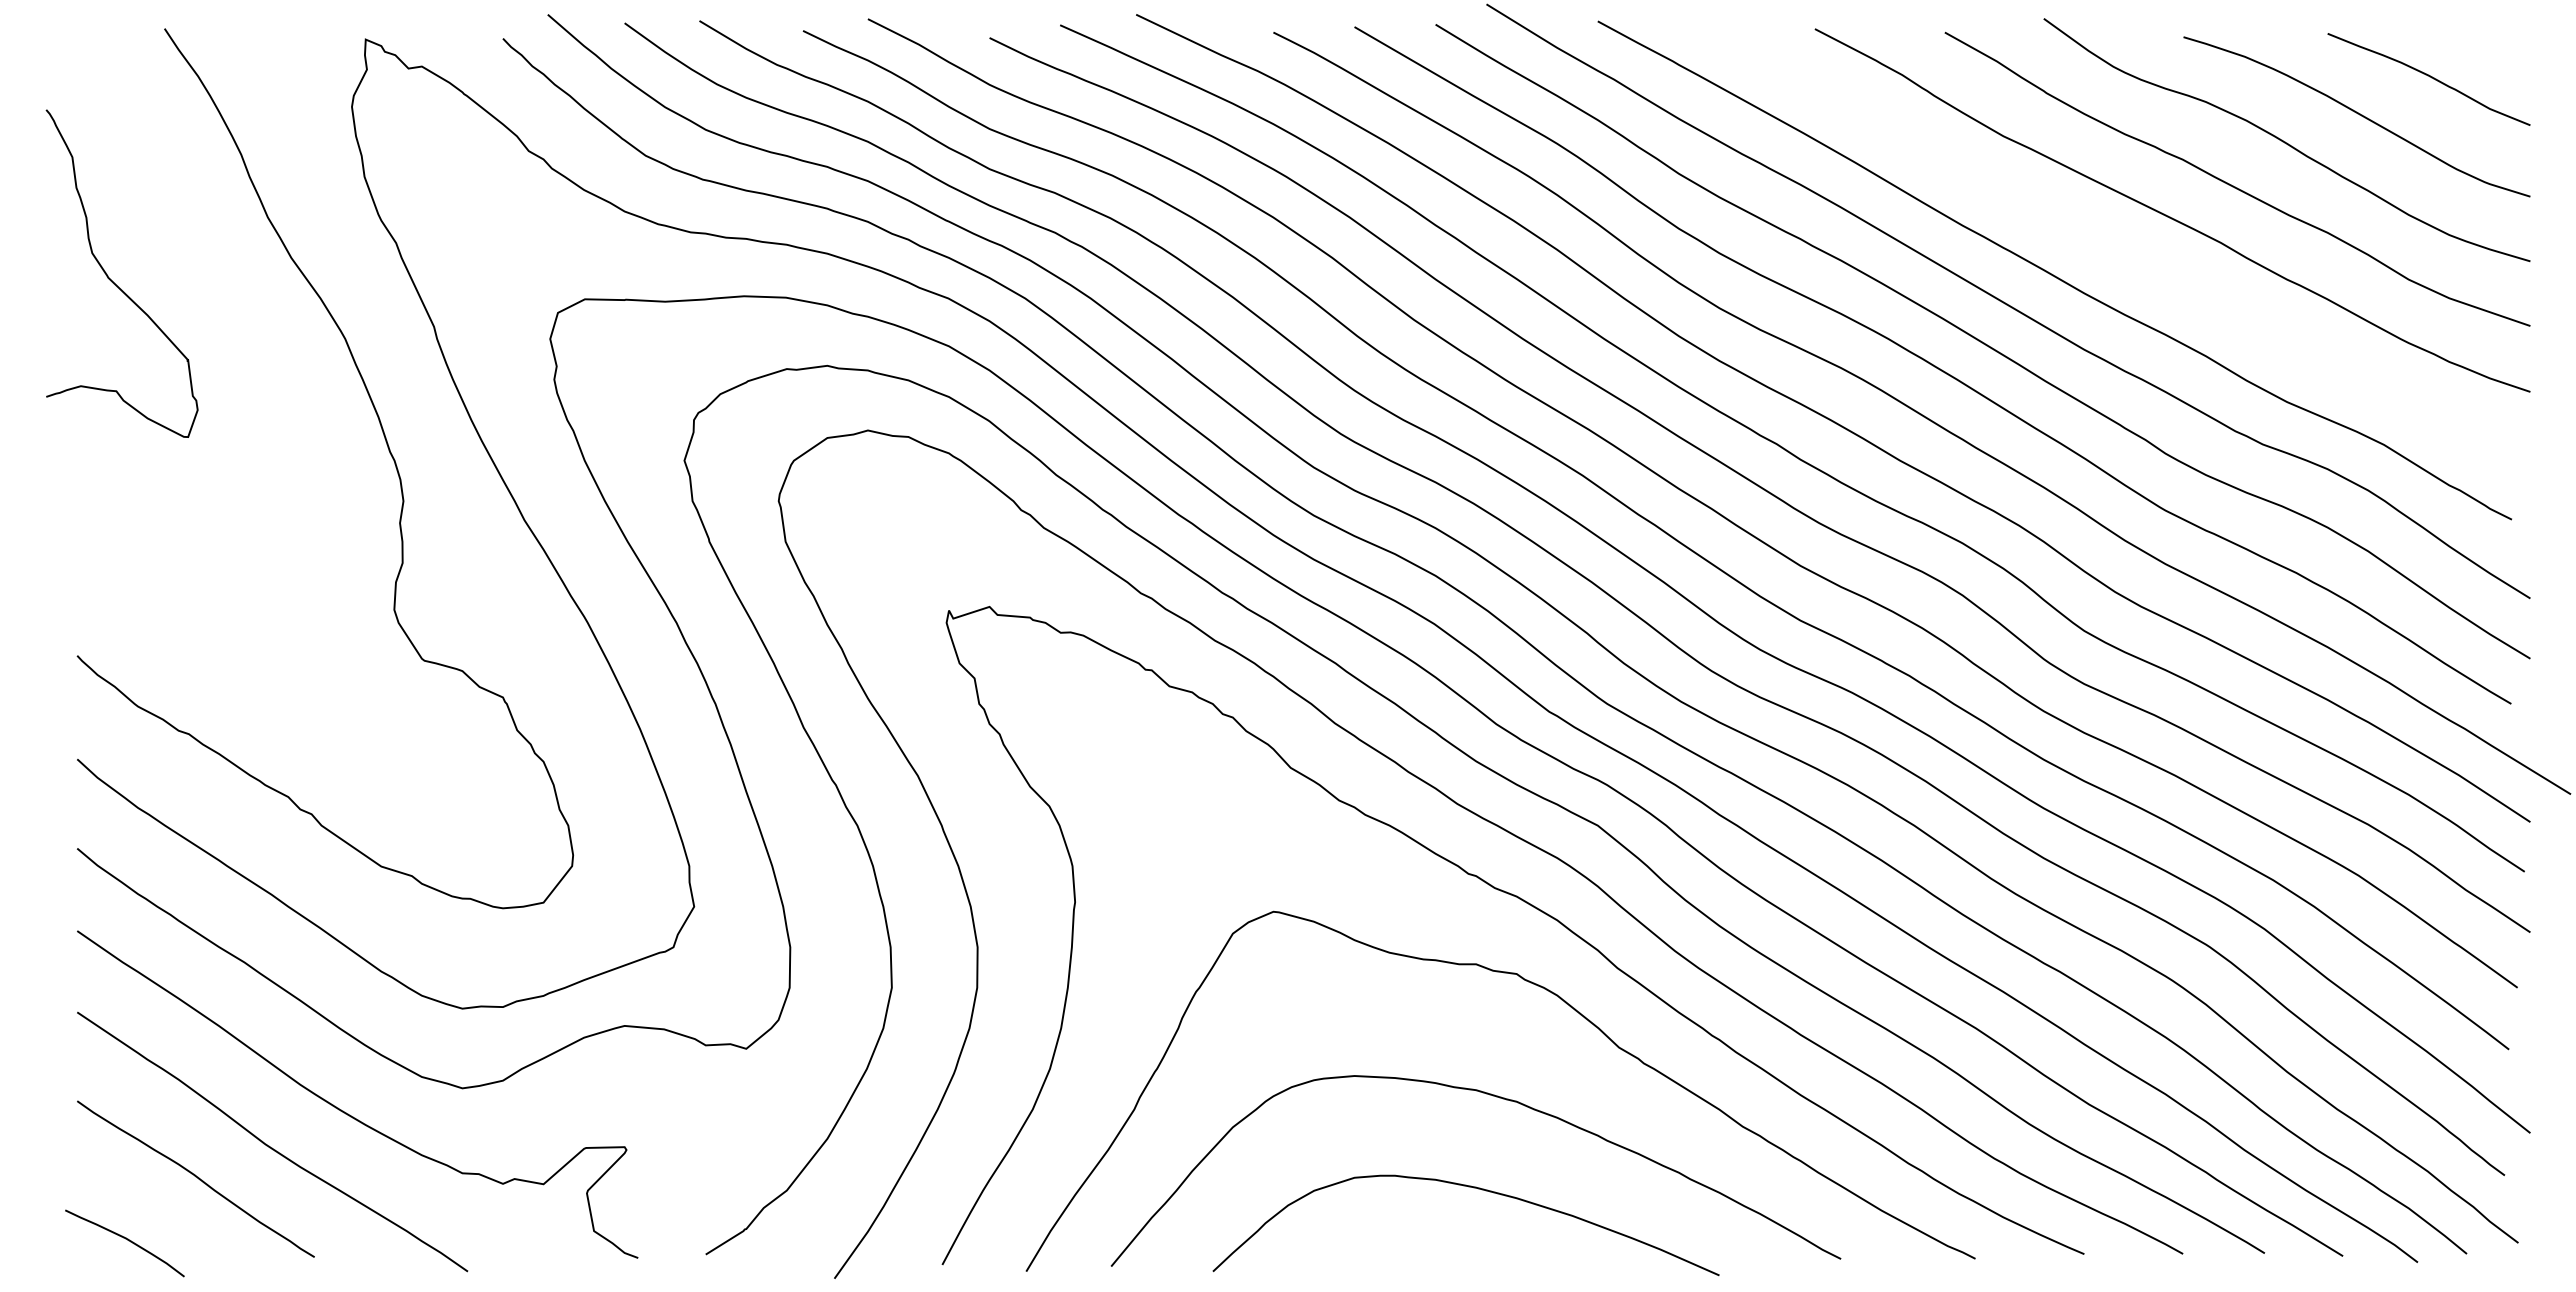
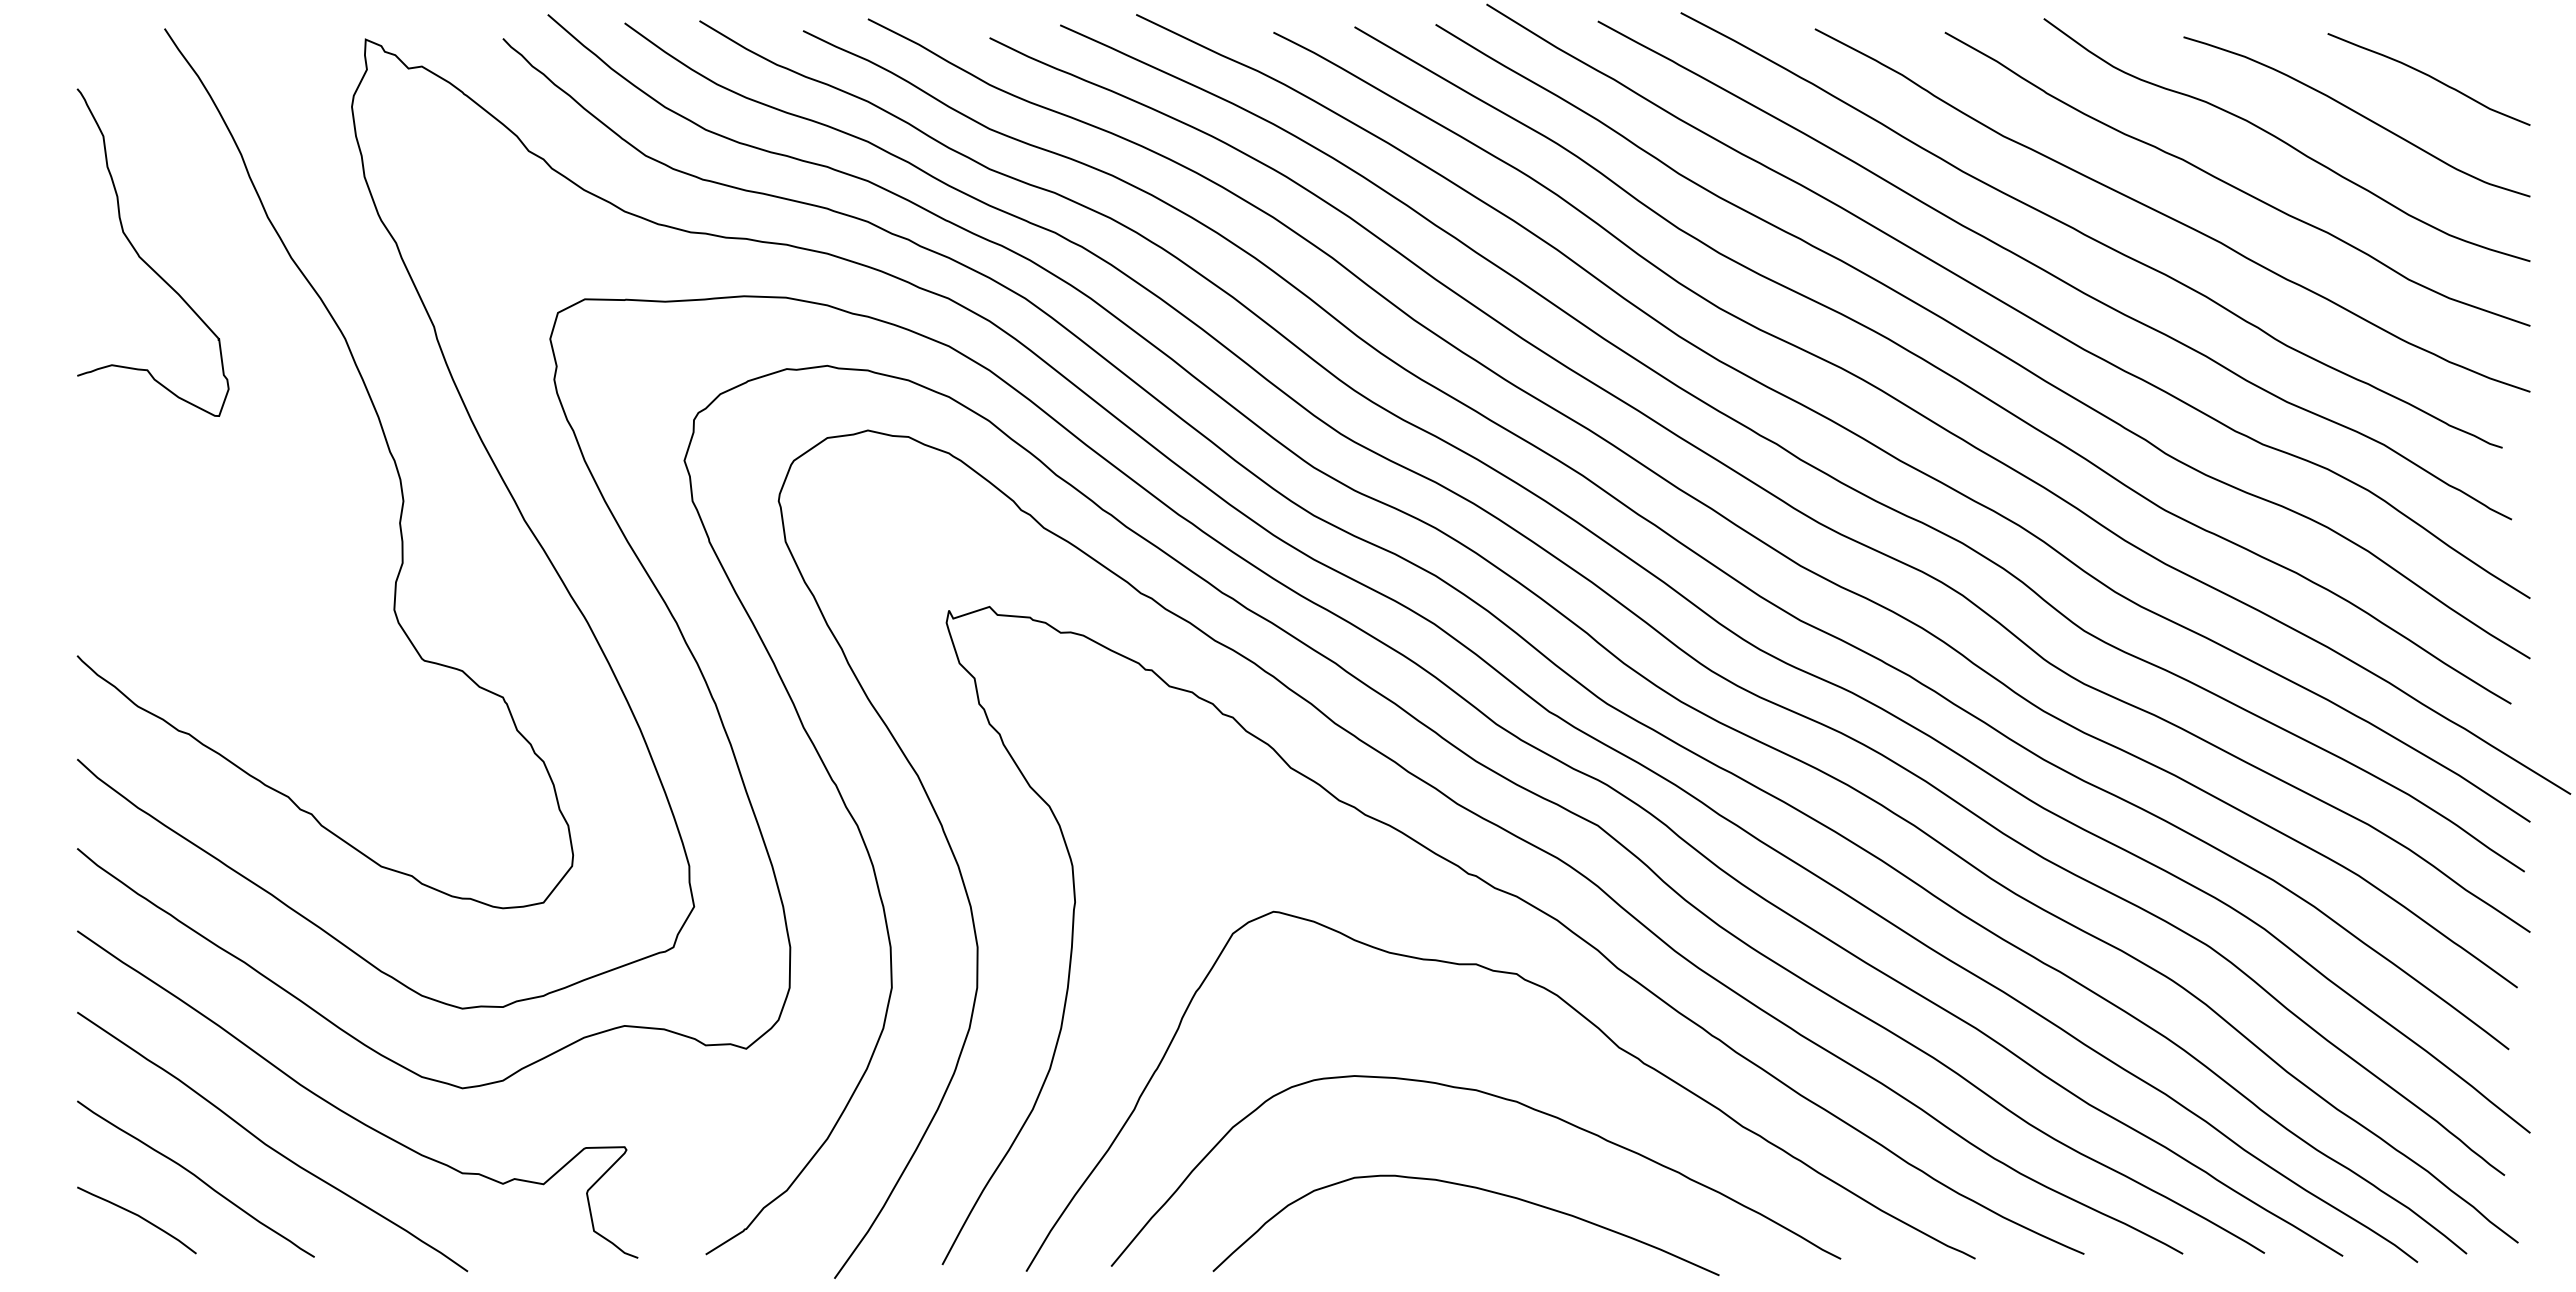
curve: none -> present (2088, 235)
curve position: (113, 281) -> (144, 260) (144, 260)
curve position: (125, 1239) -> (137, 1216) (137, 1216)
